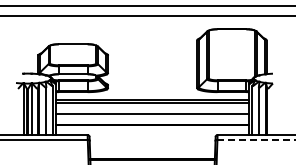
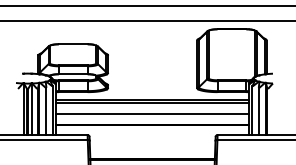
line position: (147, 15) -> (147, 20) (147, 20)
line: dashed -> solid (257, 139)
